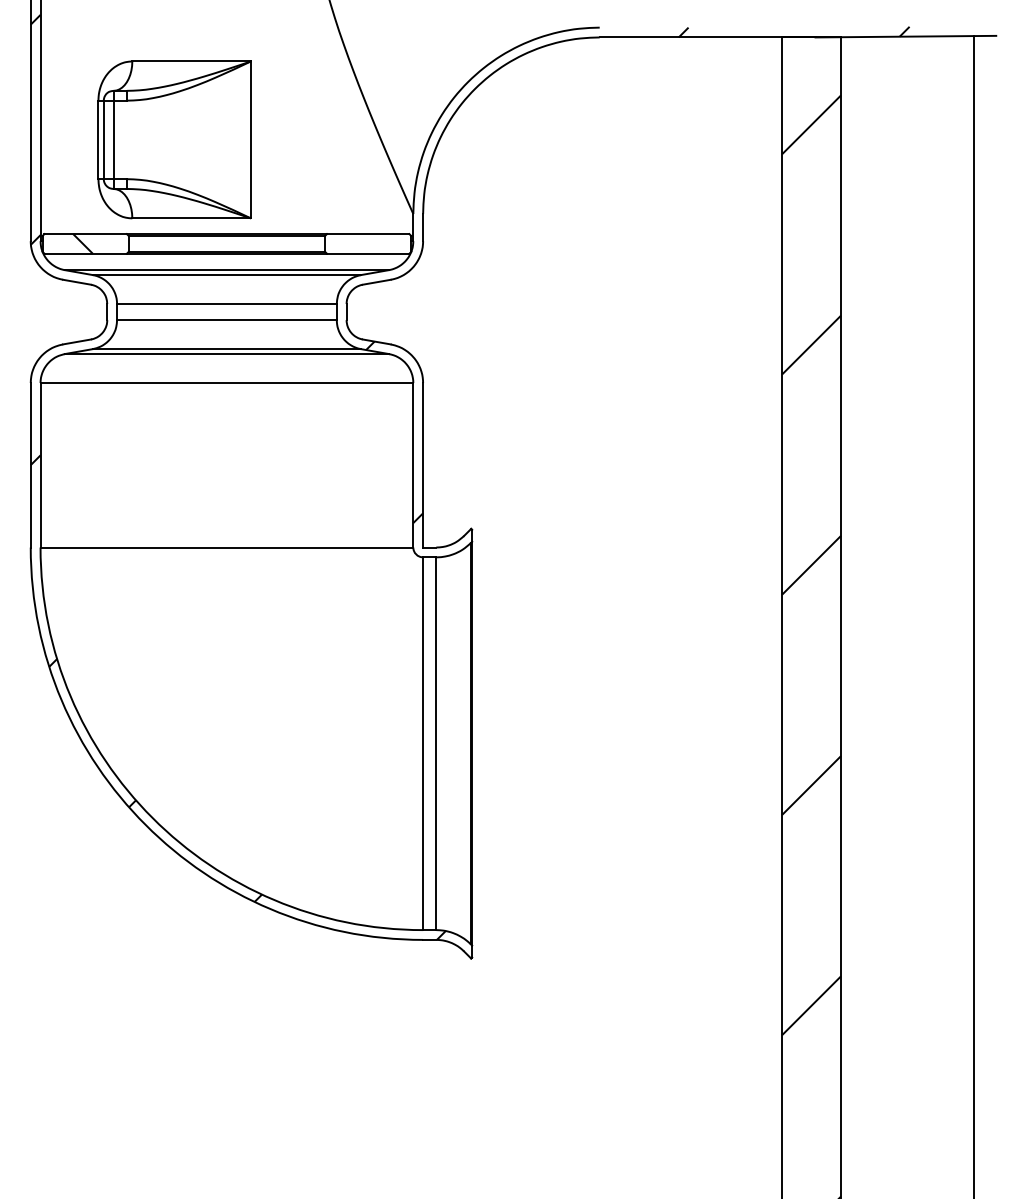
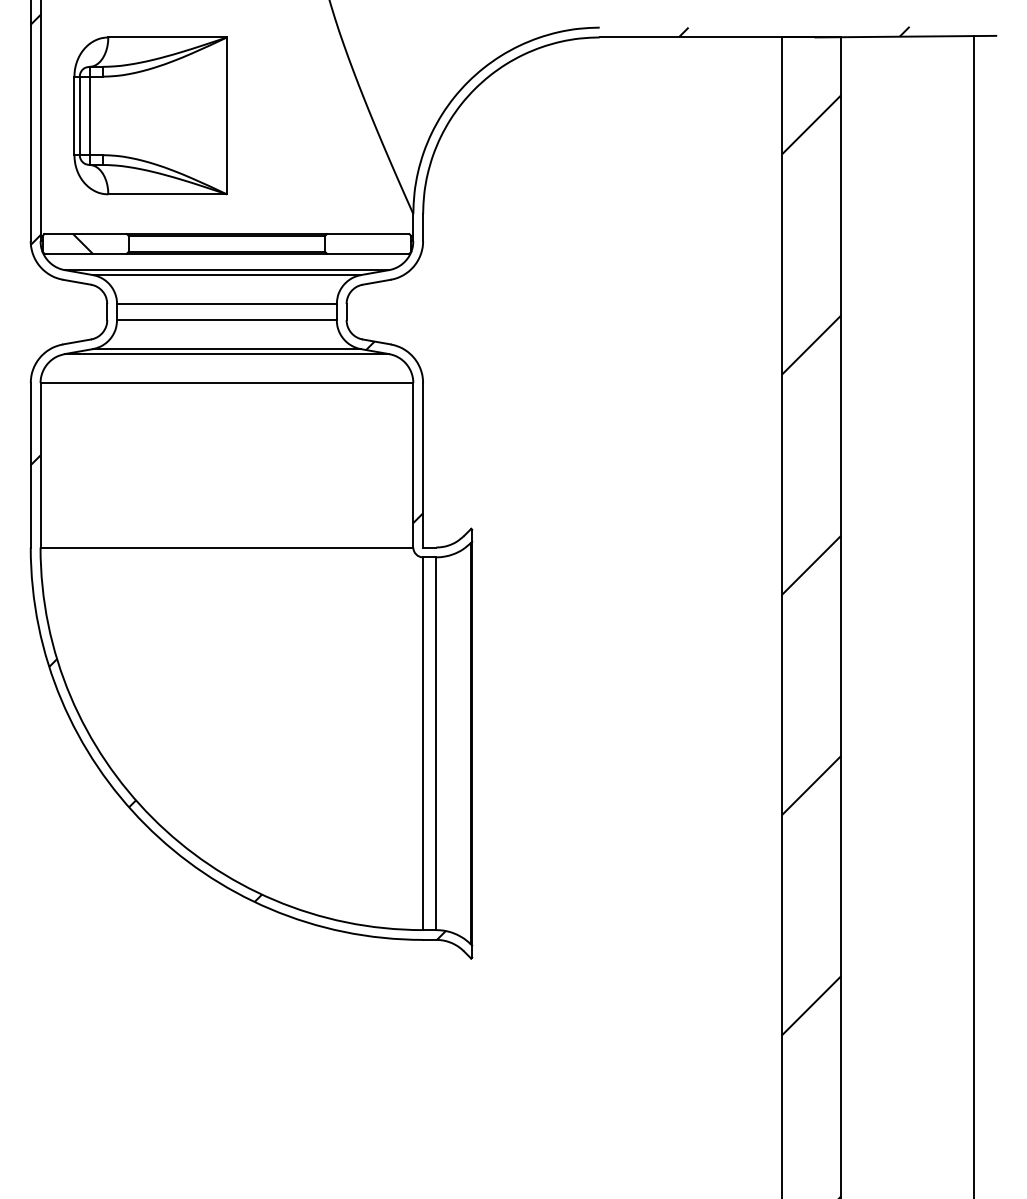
part position: (174, 139) -> (150, 115) (150, 115)
